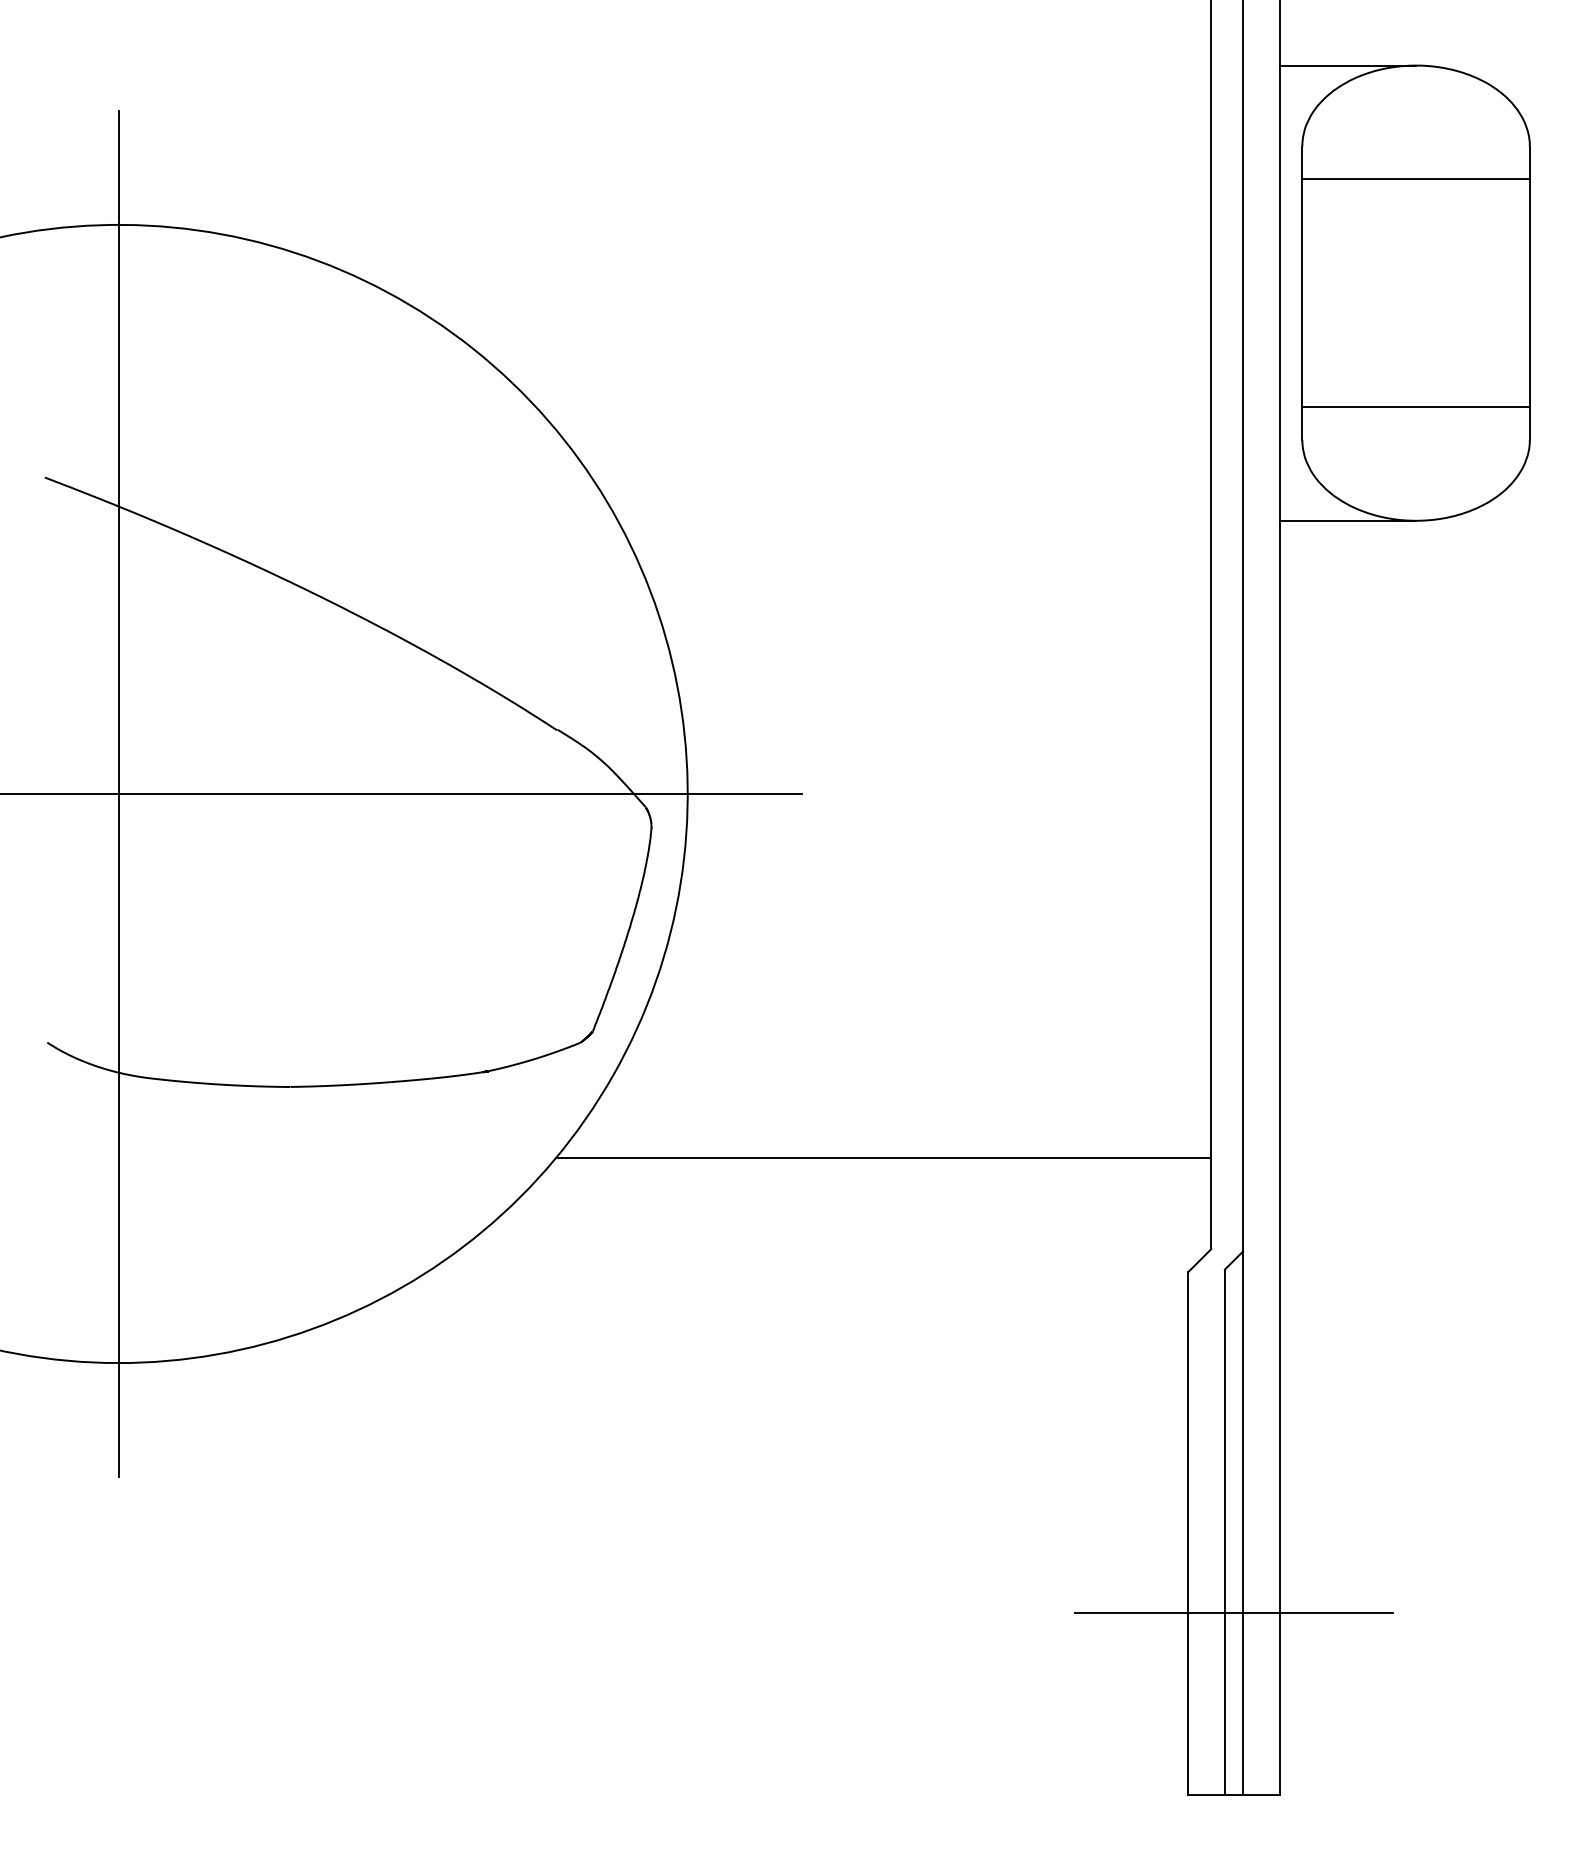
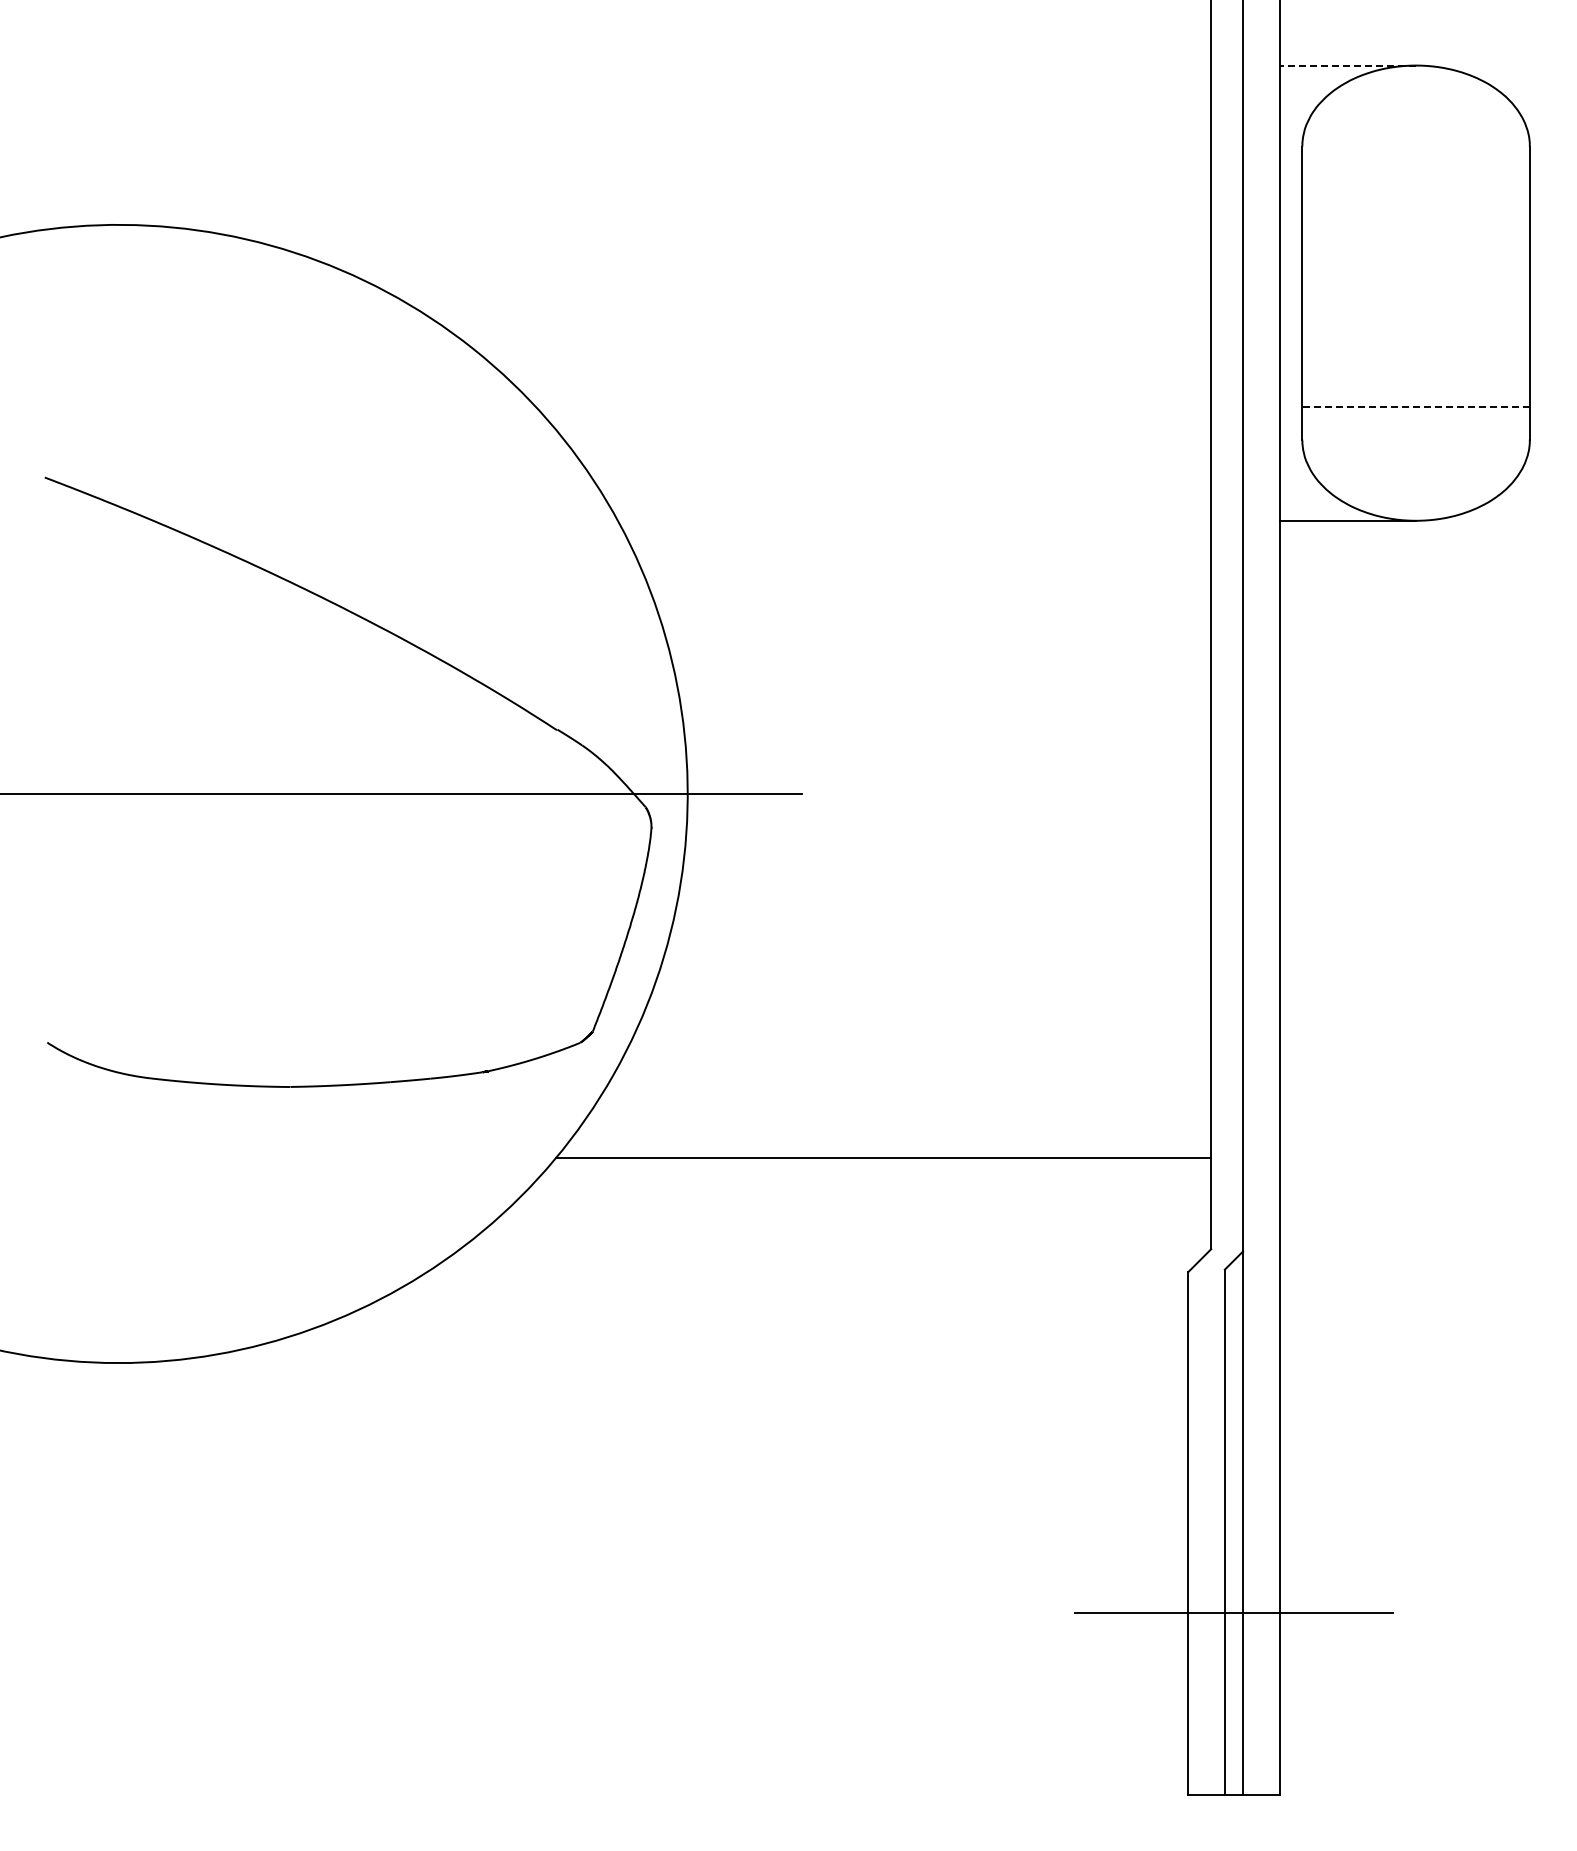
line: solid -> dashed (1347, 65)
line: present -> none (1415, 179)
line: solid -> dashed (1416, 406)
line: present -> none (118, 793)
